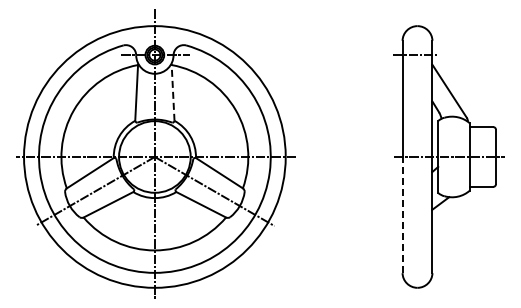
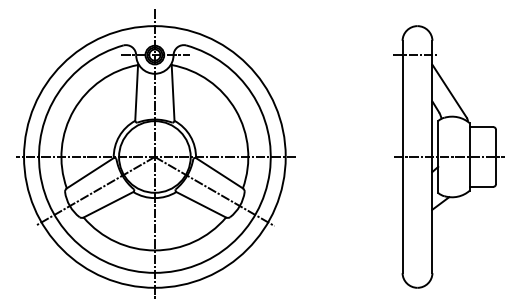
line: dashed -> solid (173, 92)
line: dashed -> solid (402, 214)
